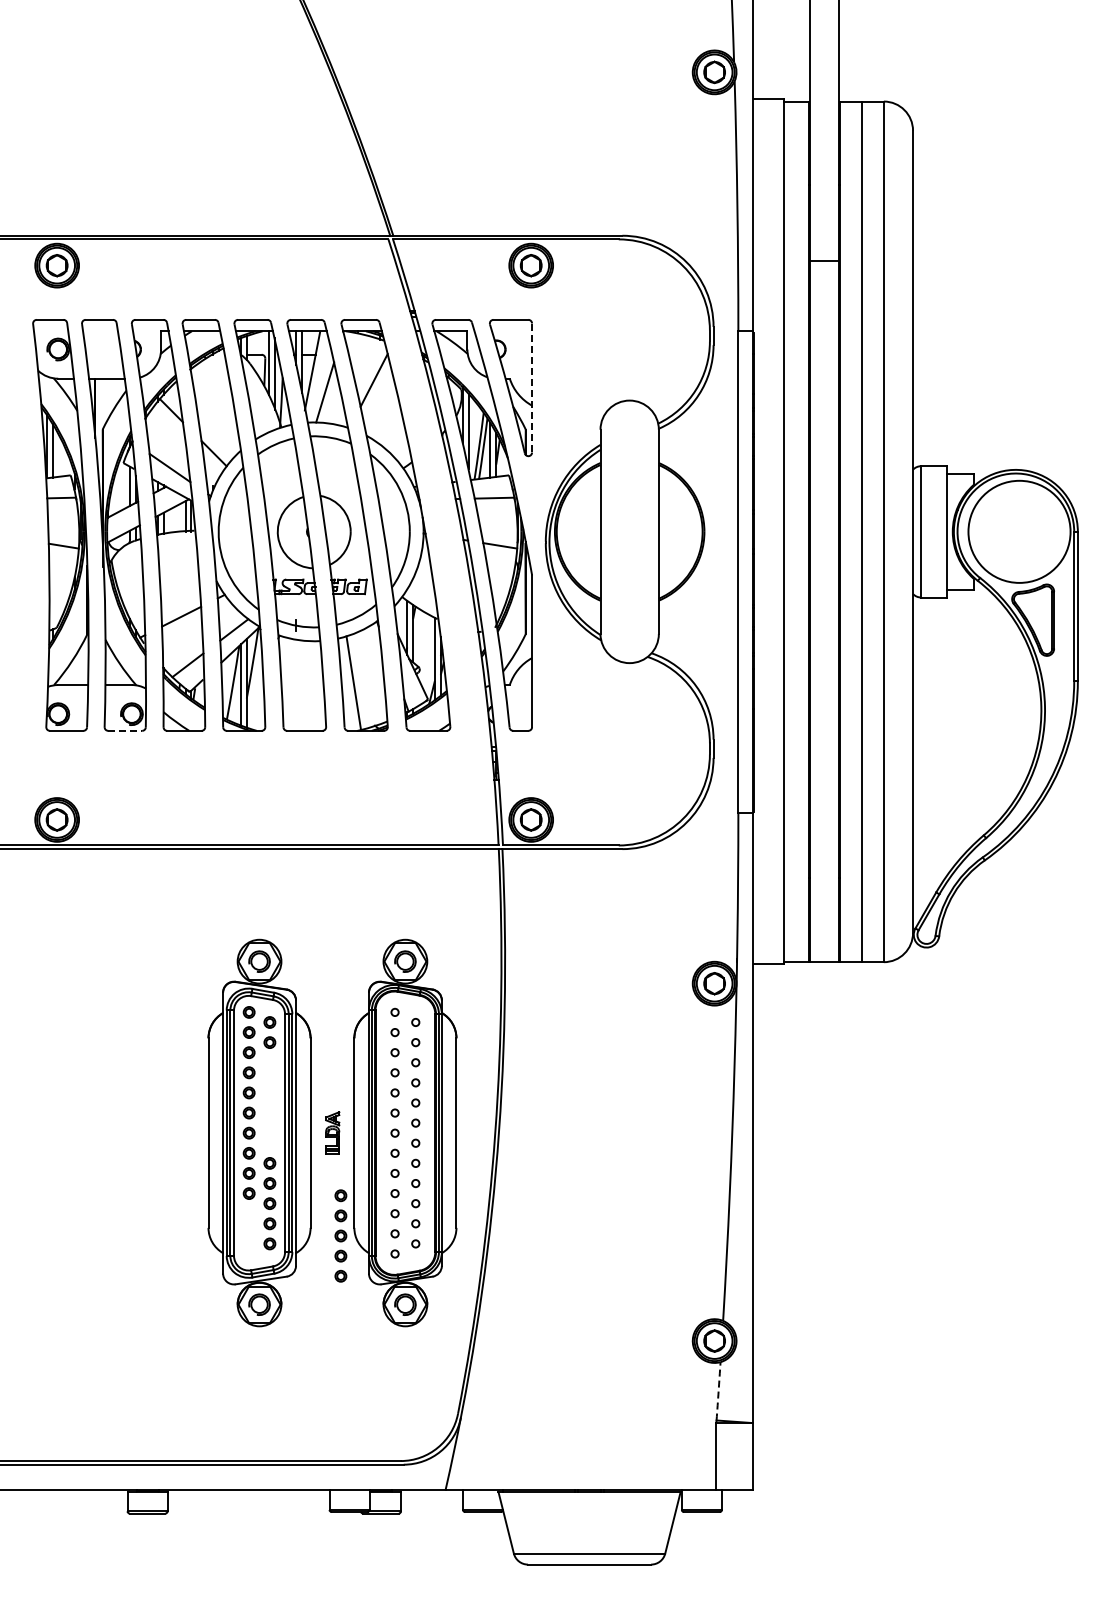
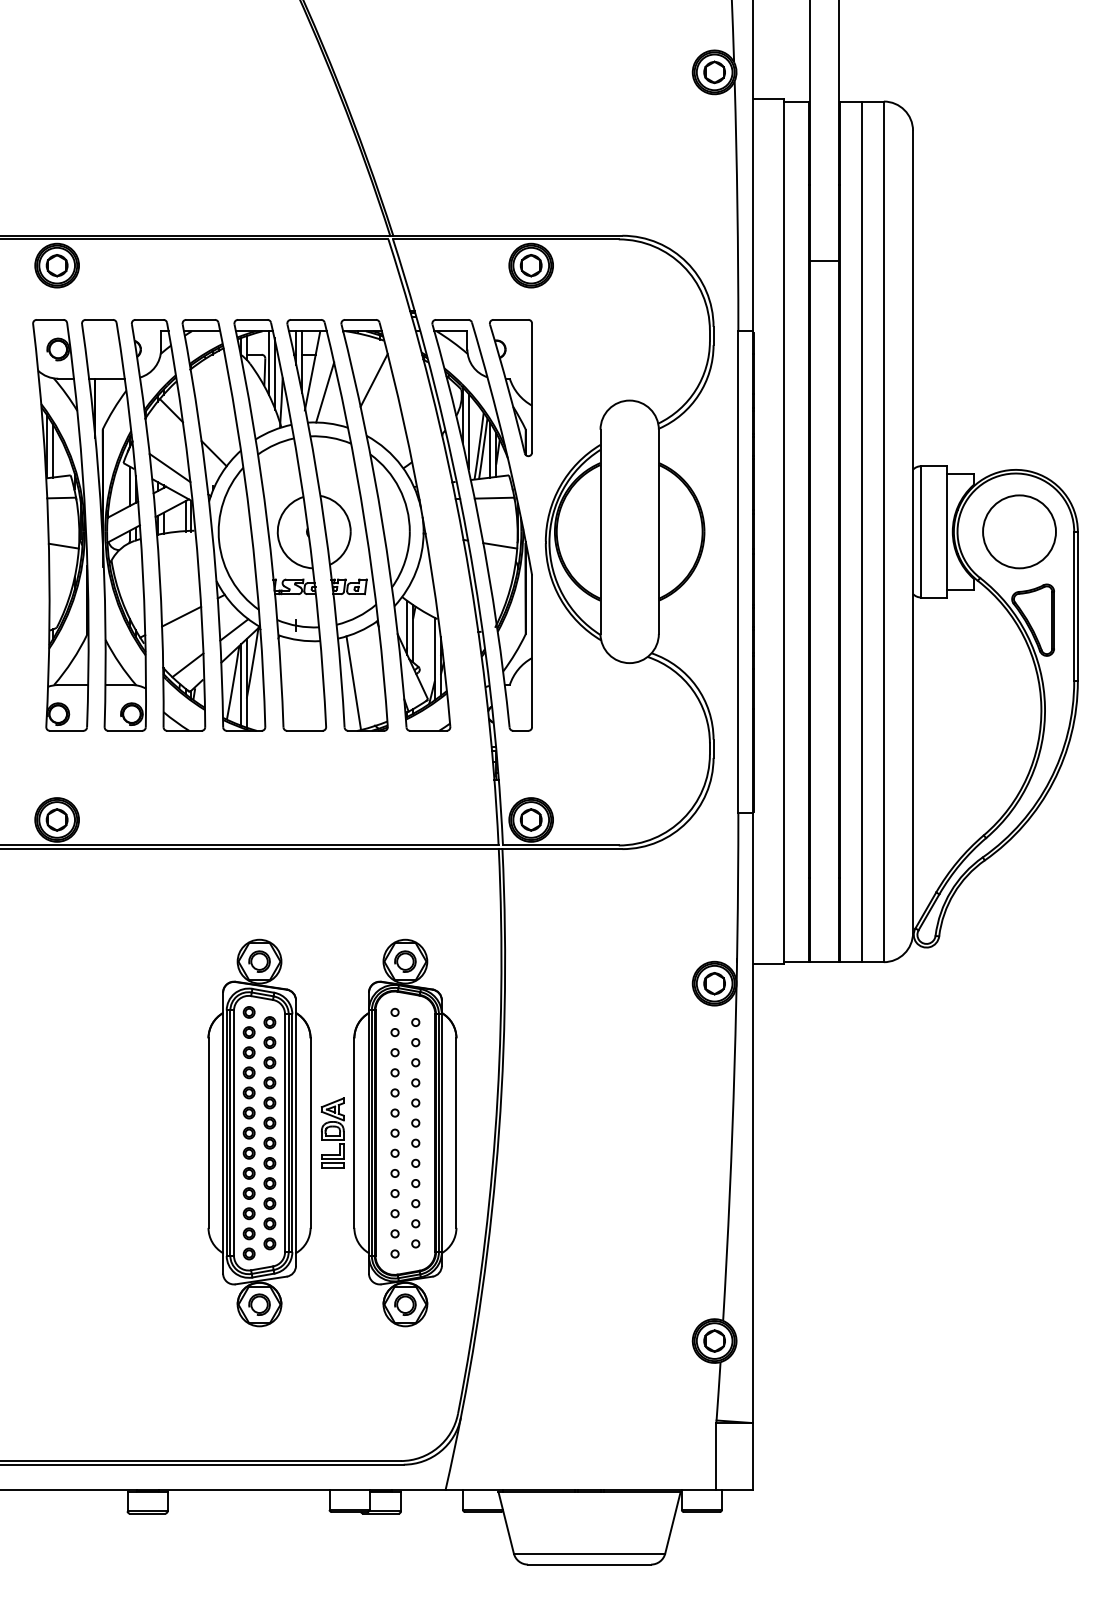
line: dashed -> solid (532, 388)
circle diameter: 102 px -> 73 px (1019, 531)
line: dashed -> solid (125, 730)
part size: 16x44 px -> 25x72 px (332, 1132)
part: none -> present (248, 1233)
part position: (340, 1235) -> (269, 1102) (269, 1102)
arc: dashed -> solid (718, 1391)
